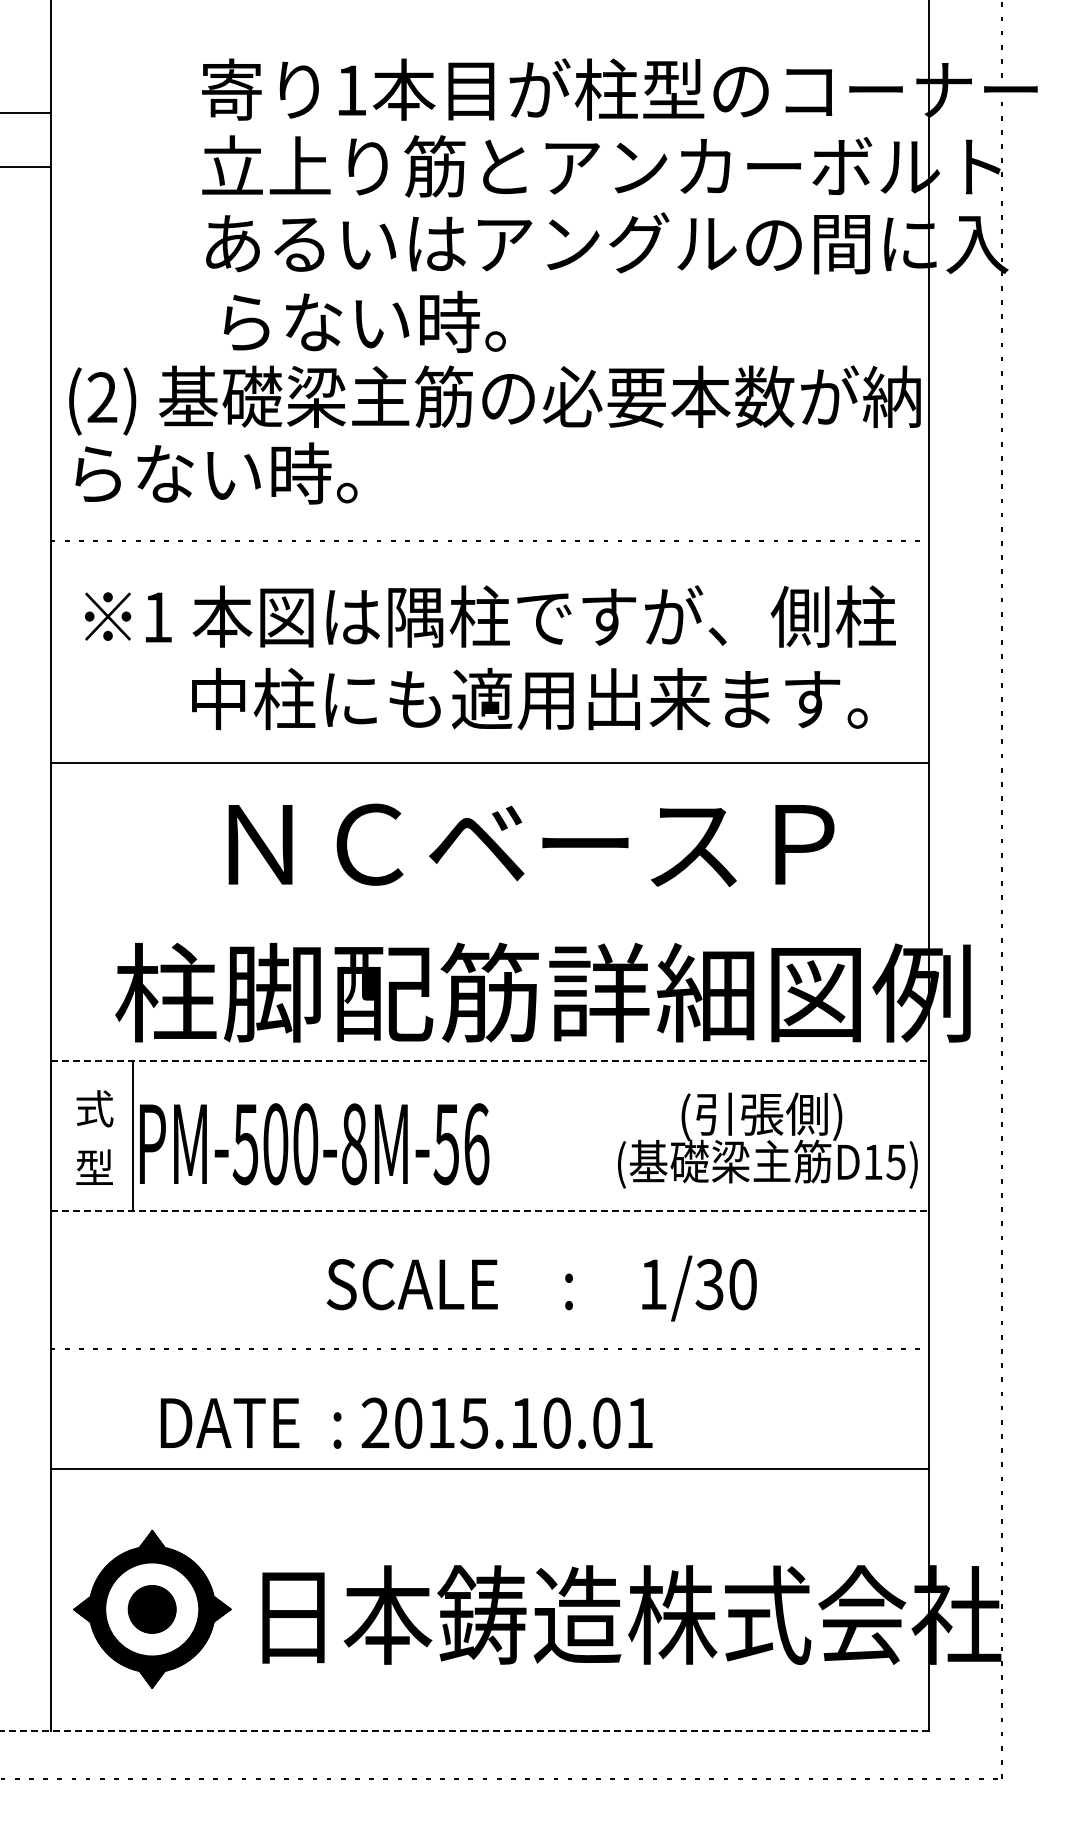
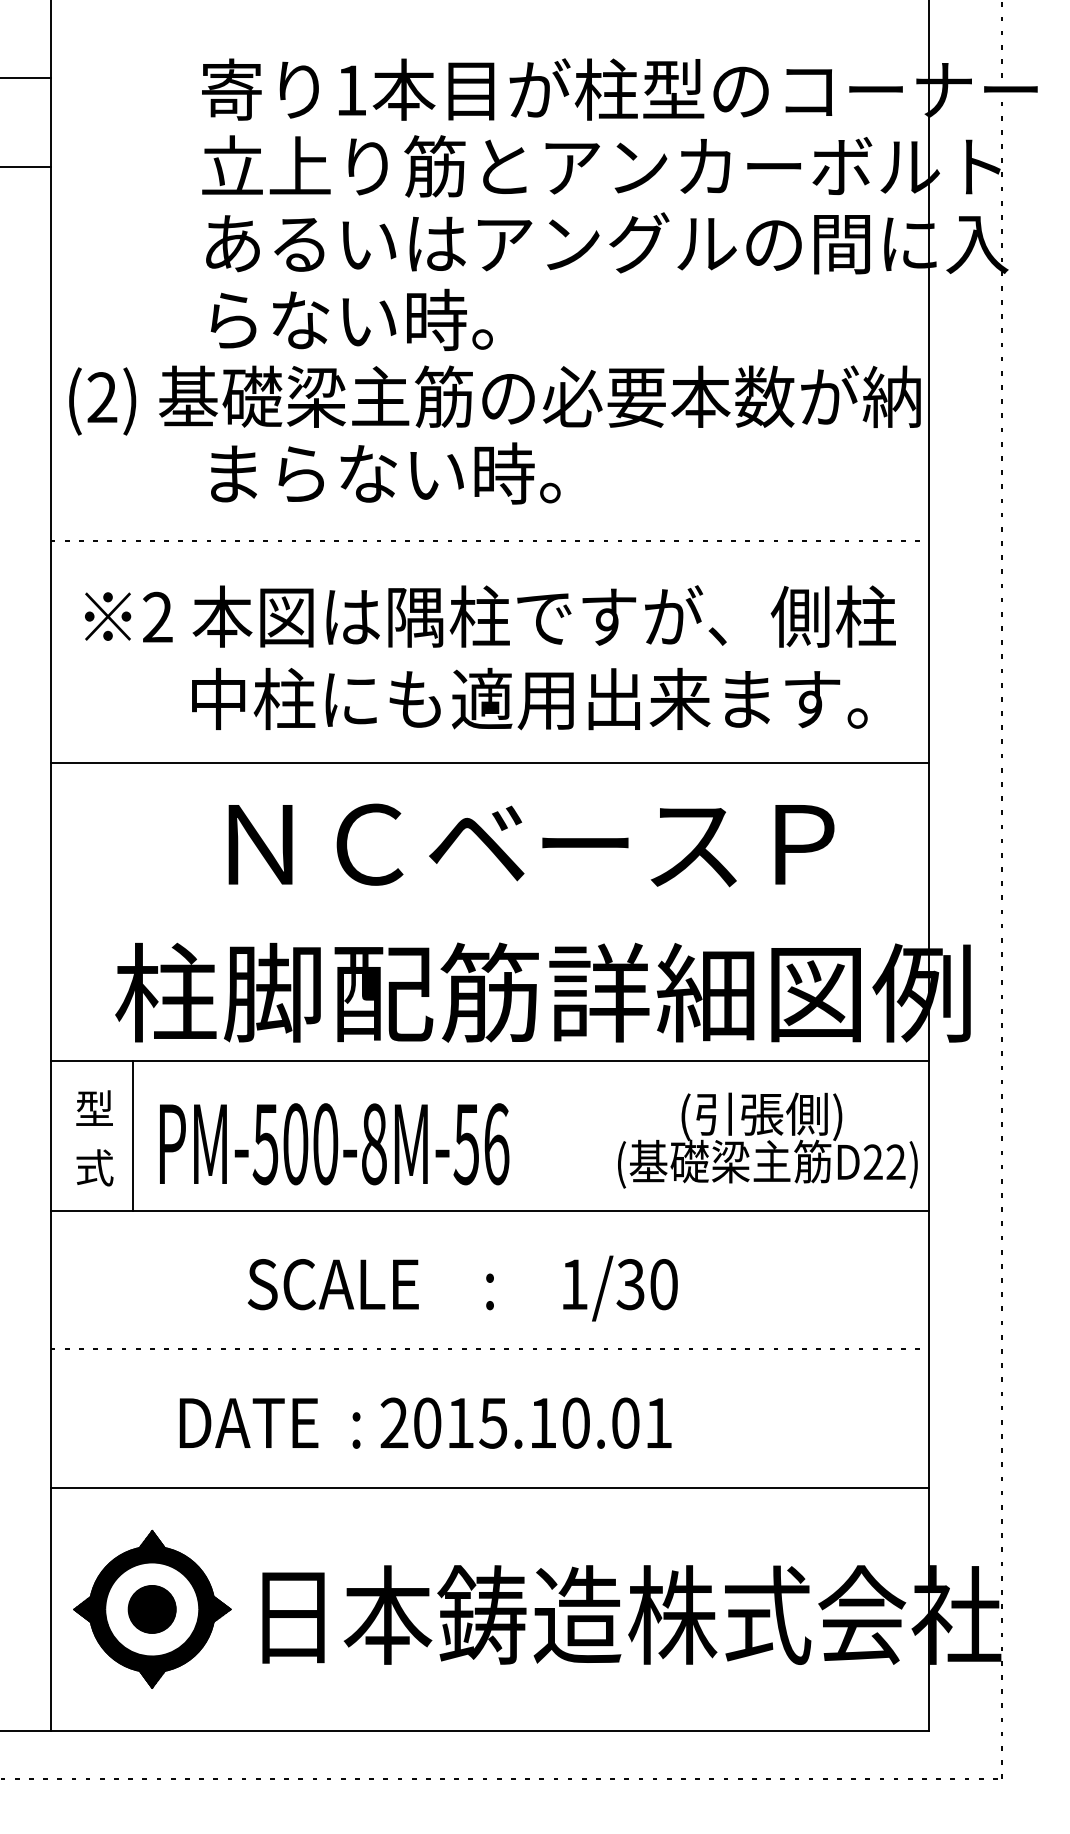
line position: (26, 112) -> (26, 77) (26, 77)
text position: (364, 321) -> (351, 319) (351, 319)
text: らない時。 -> まらない時。 (317, 473)
text: 1 -> 2 (157, 616)
line: dashed -> solid (490, 1061)
text: 式 -> 型 (94, 1108)
text position: (314, 1144) -> (334, 1144) (334, 1144)
text: D15) -> D22) (884, 1162)
text: 型 -> 式 (94, 1167)
line: dashed -> solid (490, 1210)
text position: (541, 1288) -> (462, 1288) (462, 1288)
text position: (406, 1422) -> (425, 1422) (425, 1422)
line position: (489, 1468) -> (489, 1487) (489, 1487)
line: dashed -> solid (464, 1731)
